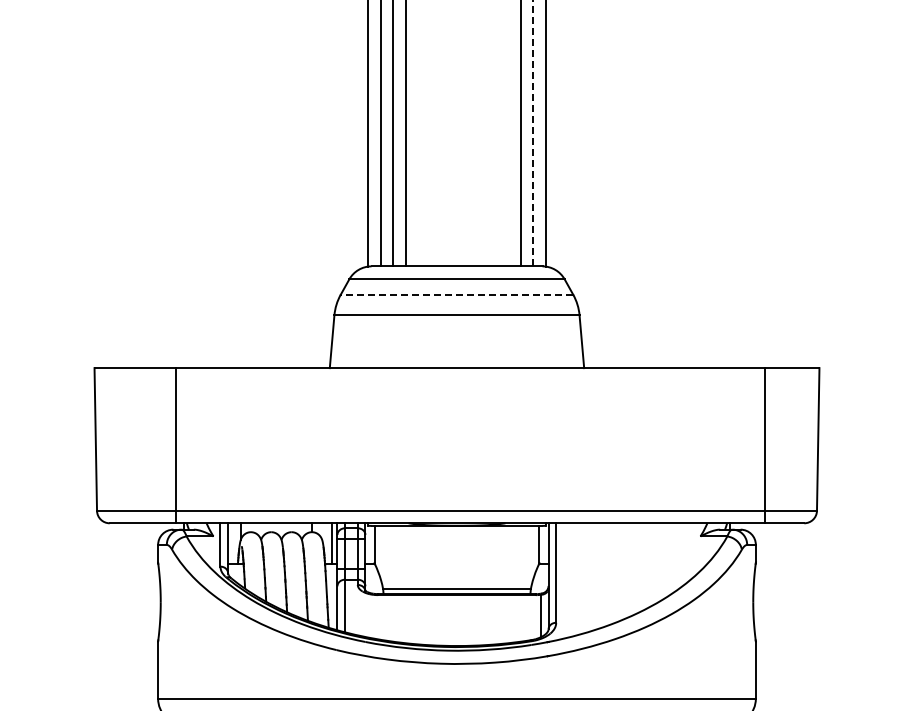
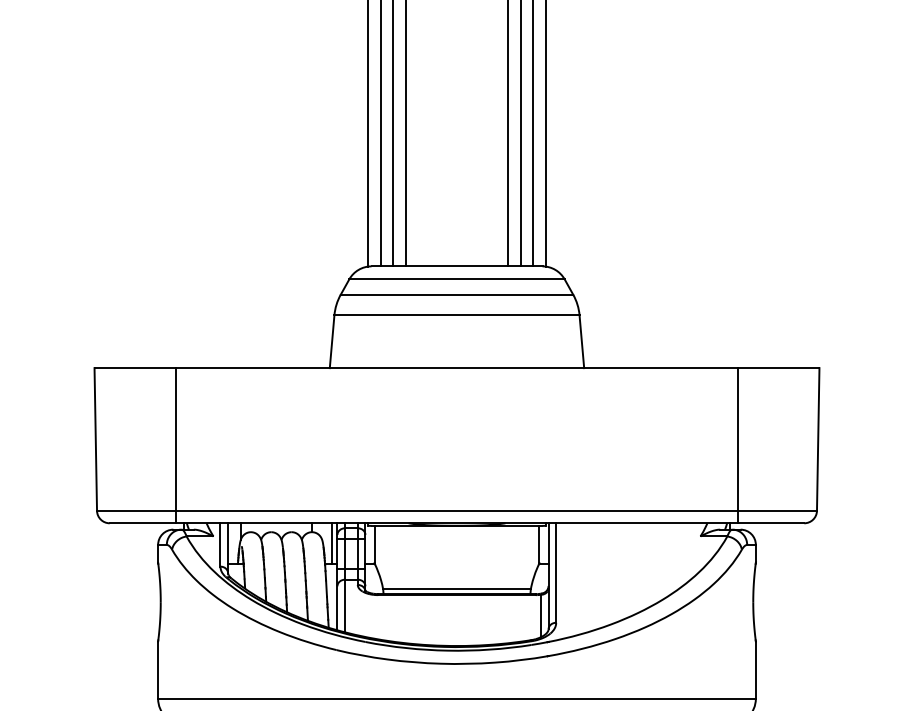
line: dashed -> solid (533, 133)
line: none -> present (508, 134)
line: dashed -> solid (456, 294)
line position: (765, 445) -> (738, 445) (738, 445)
